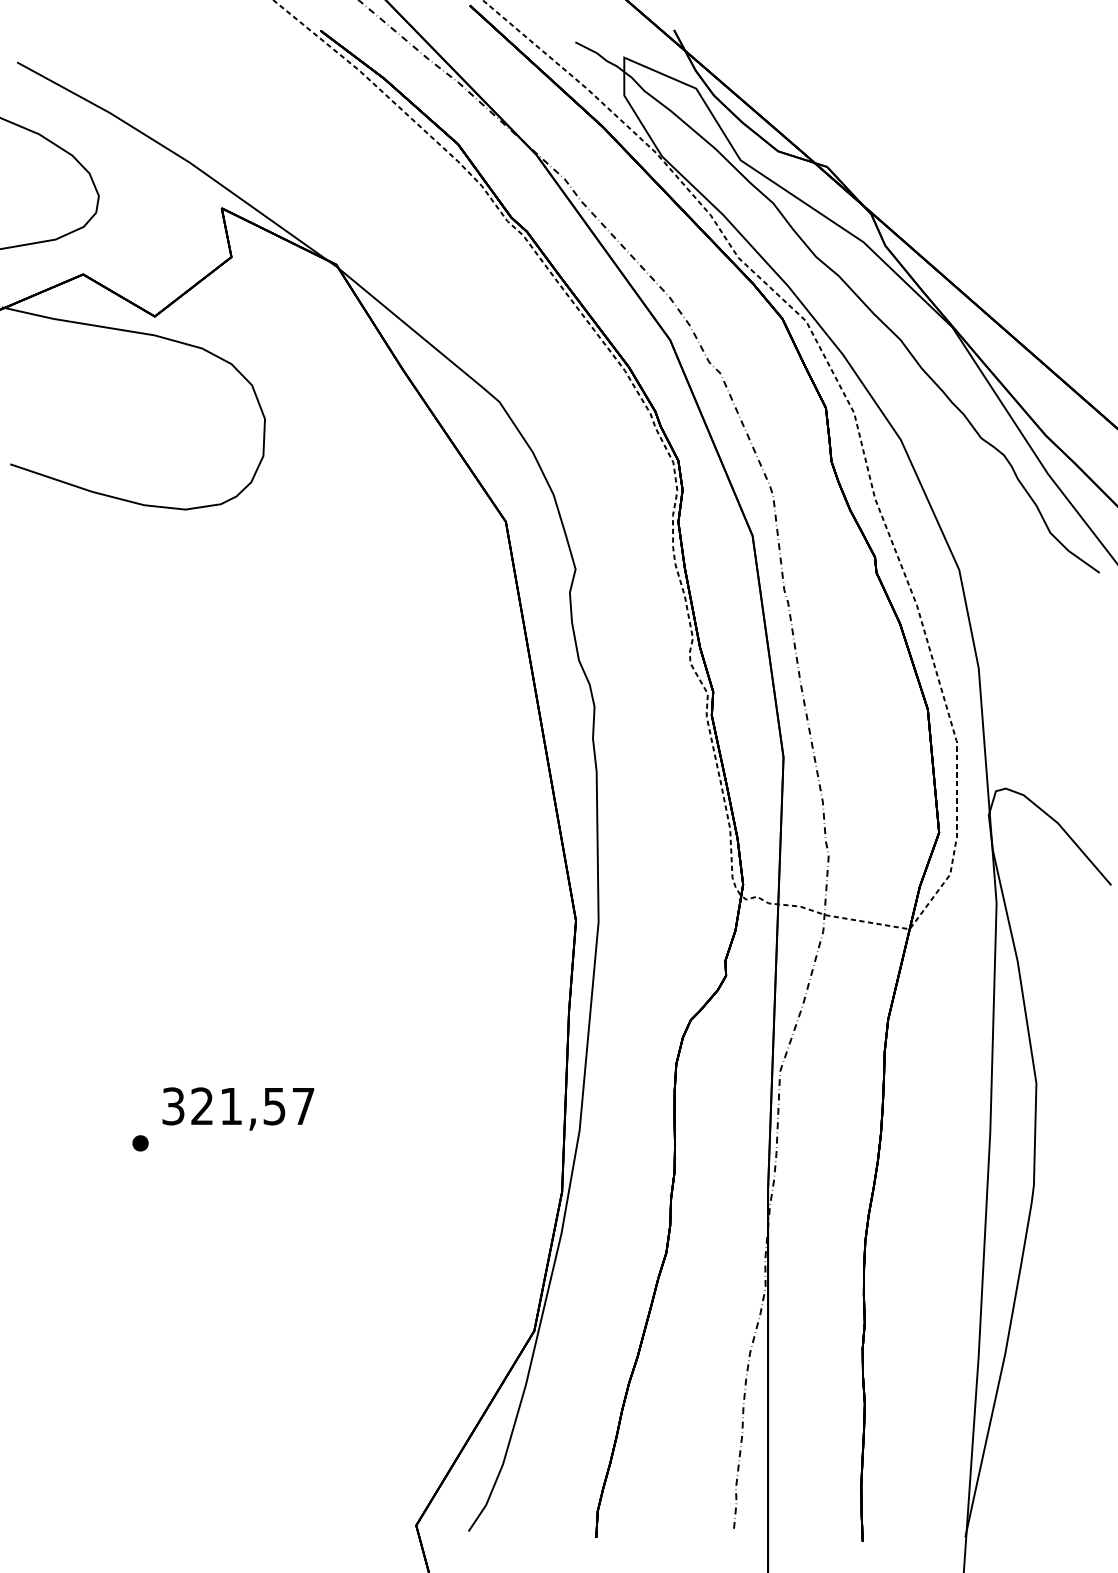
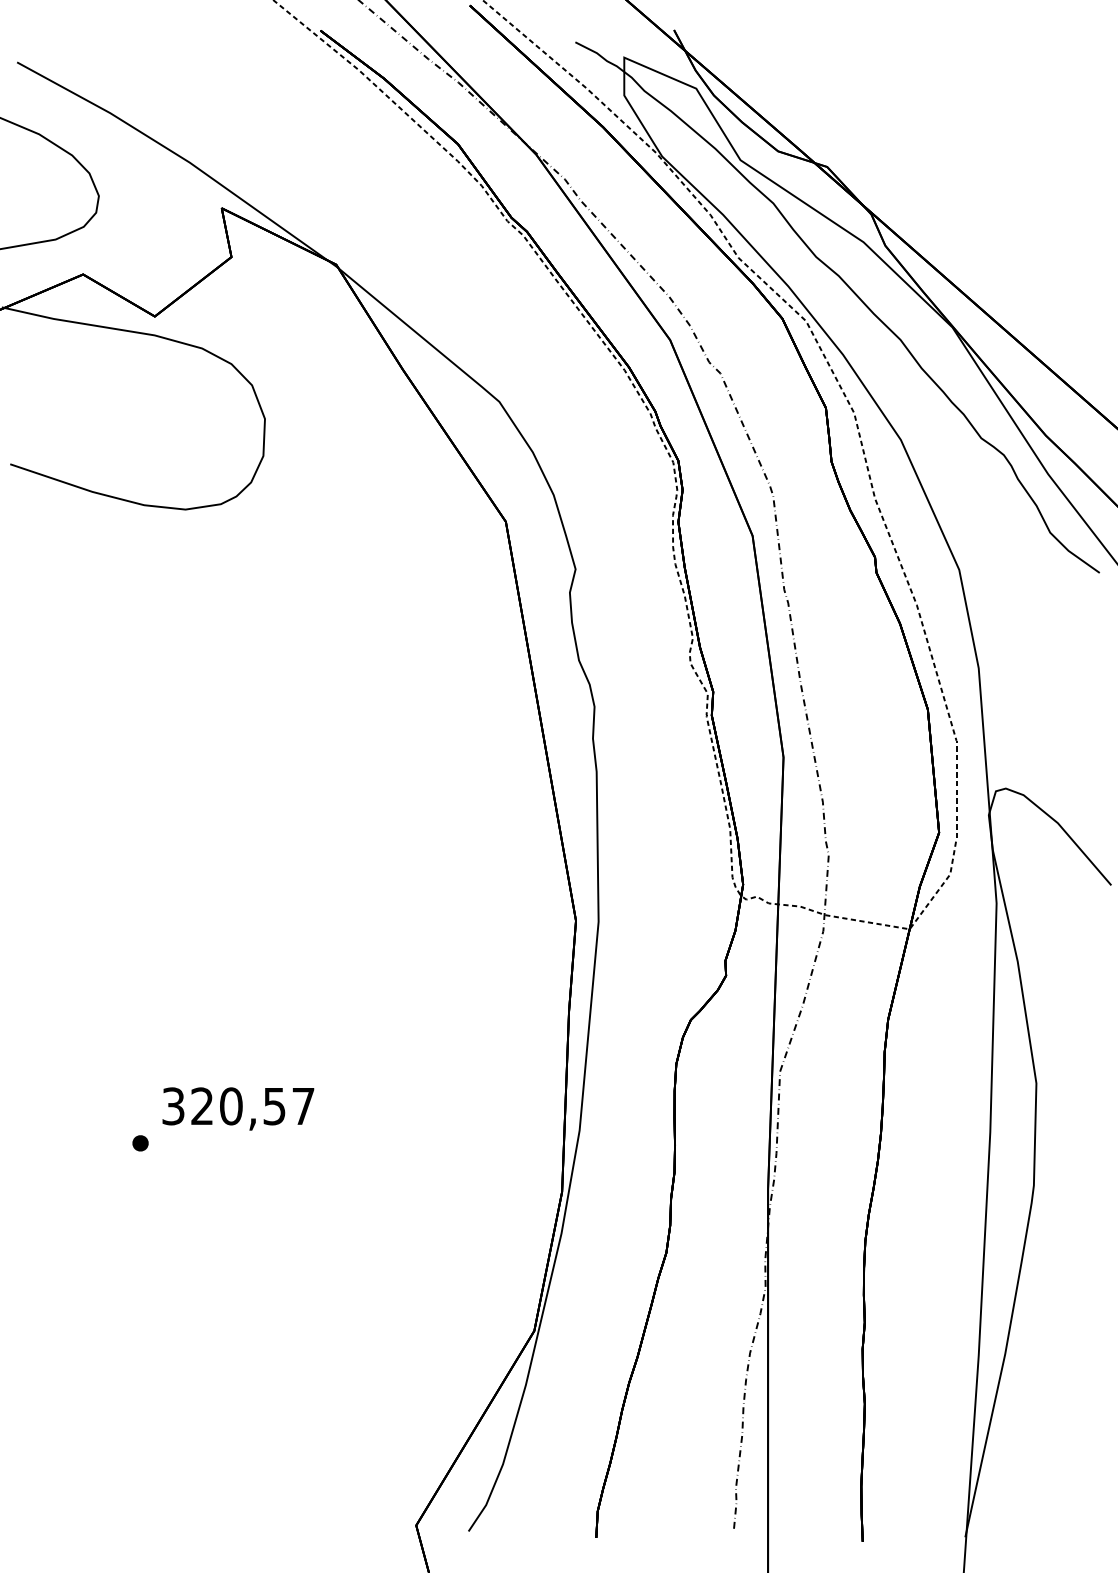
text: 321,57 -> 320,57 (231, 1106)
